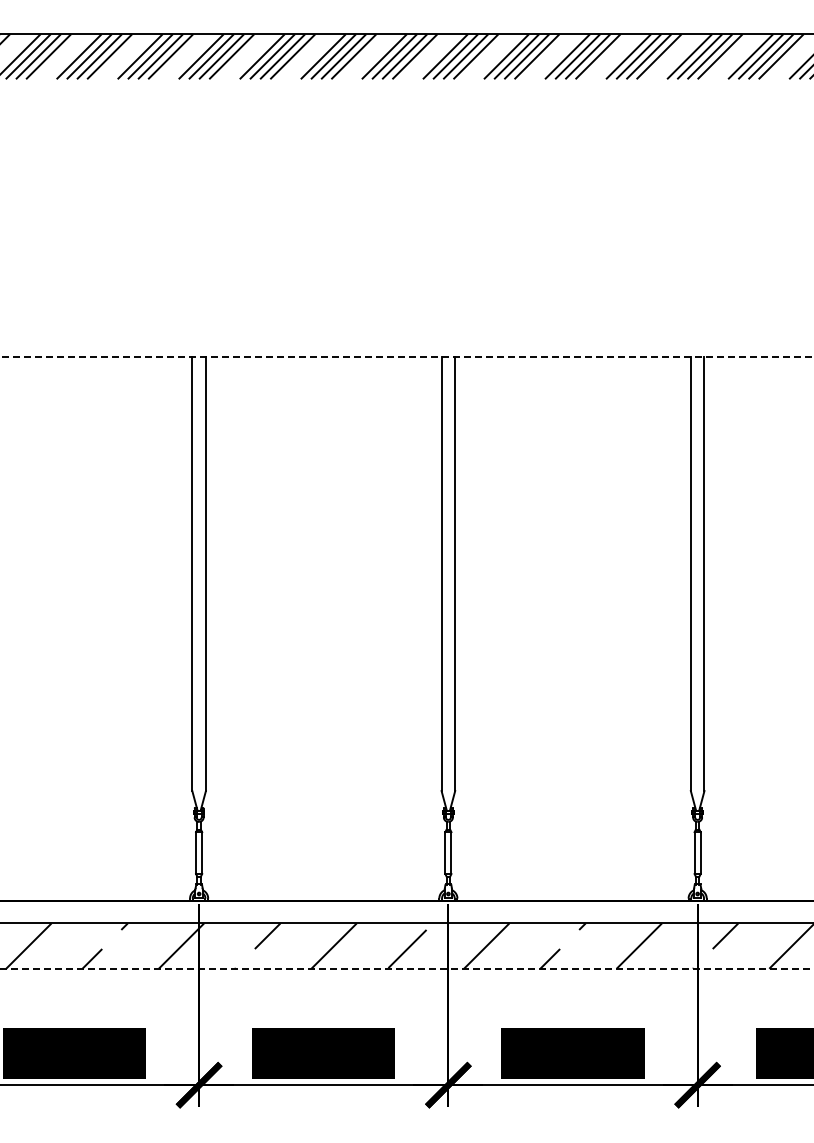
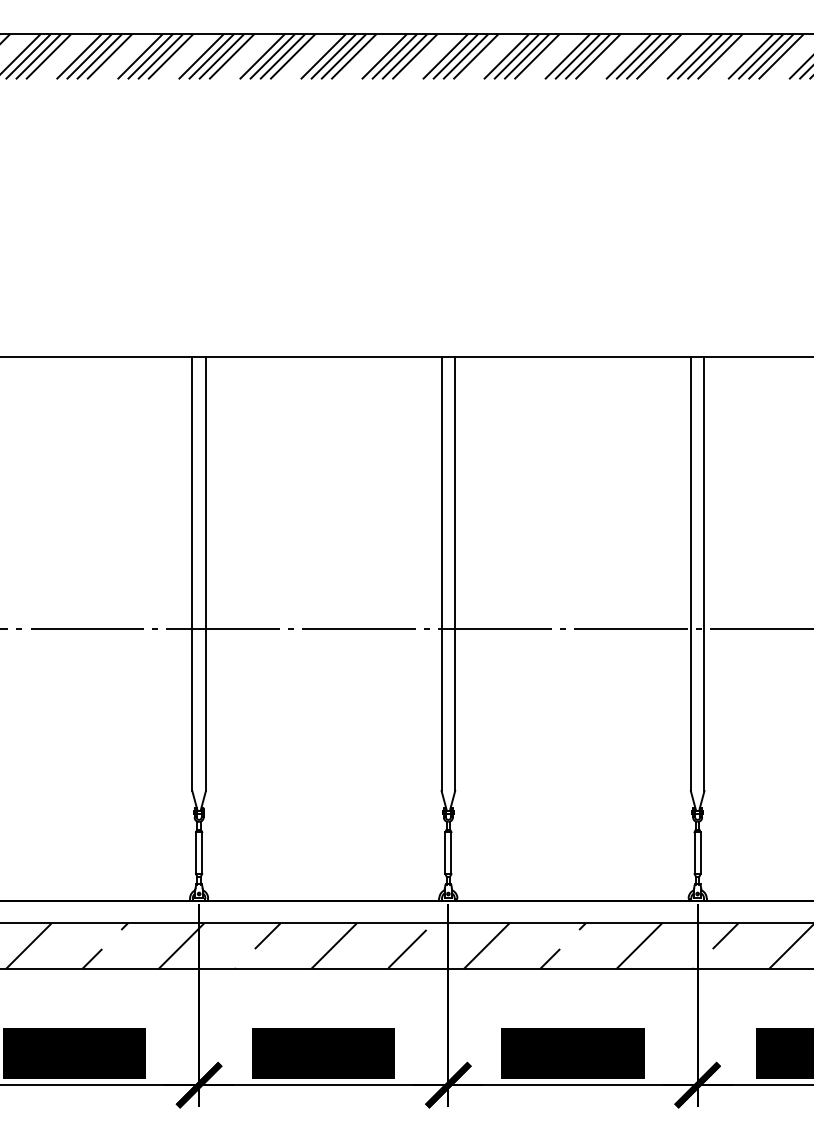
line: dashed -> solid (406, 356)
line: none -> present (406, 628)
line: dashed -> solid (406, 968)
